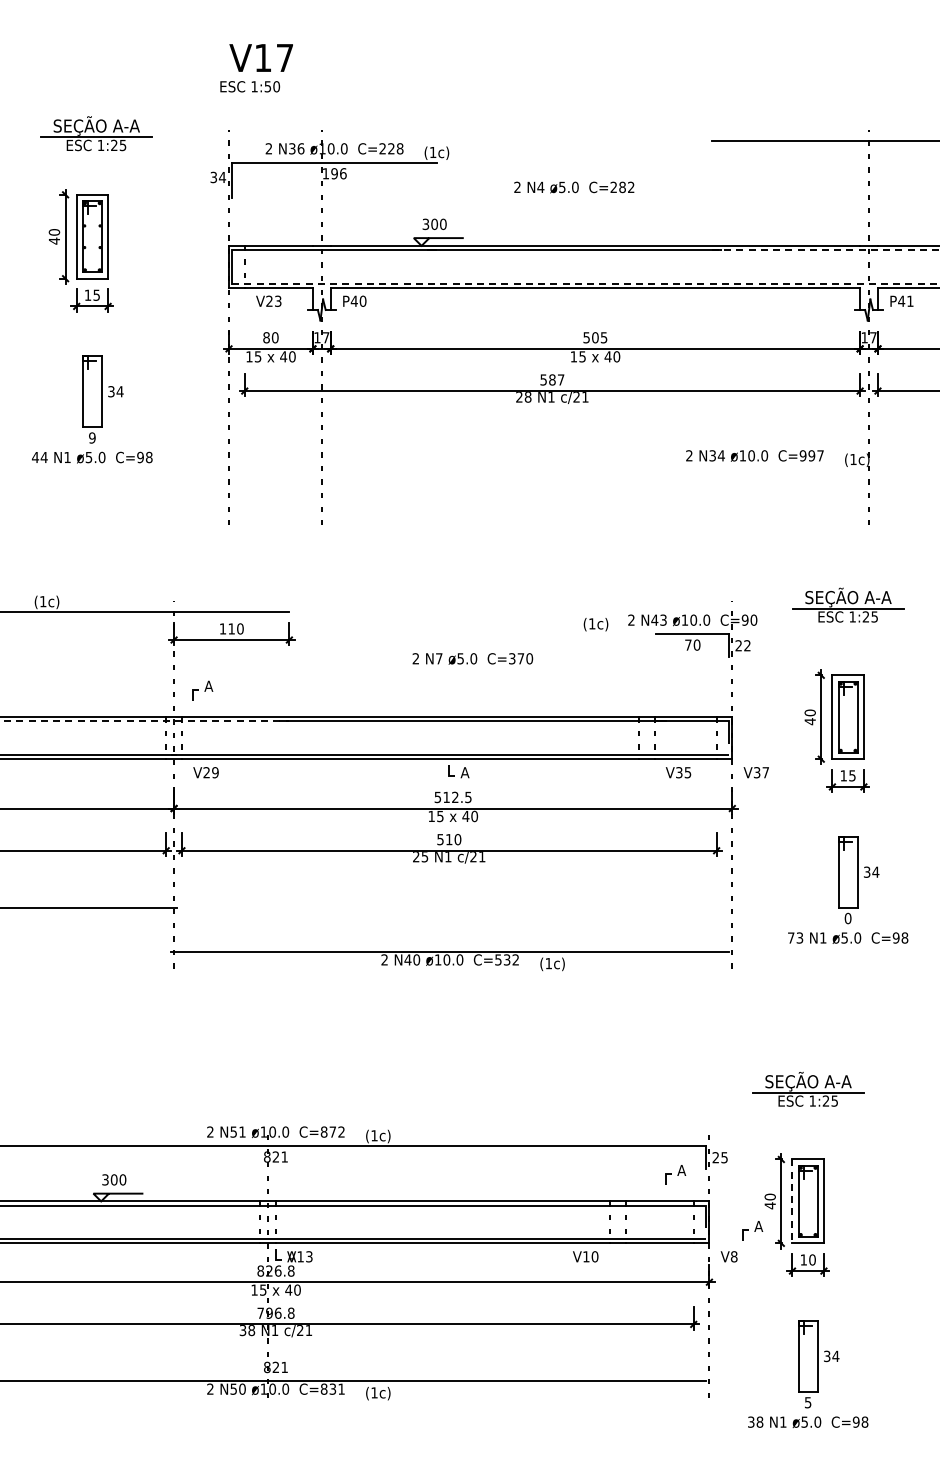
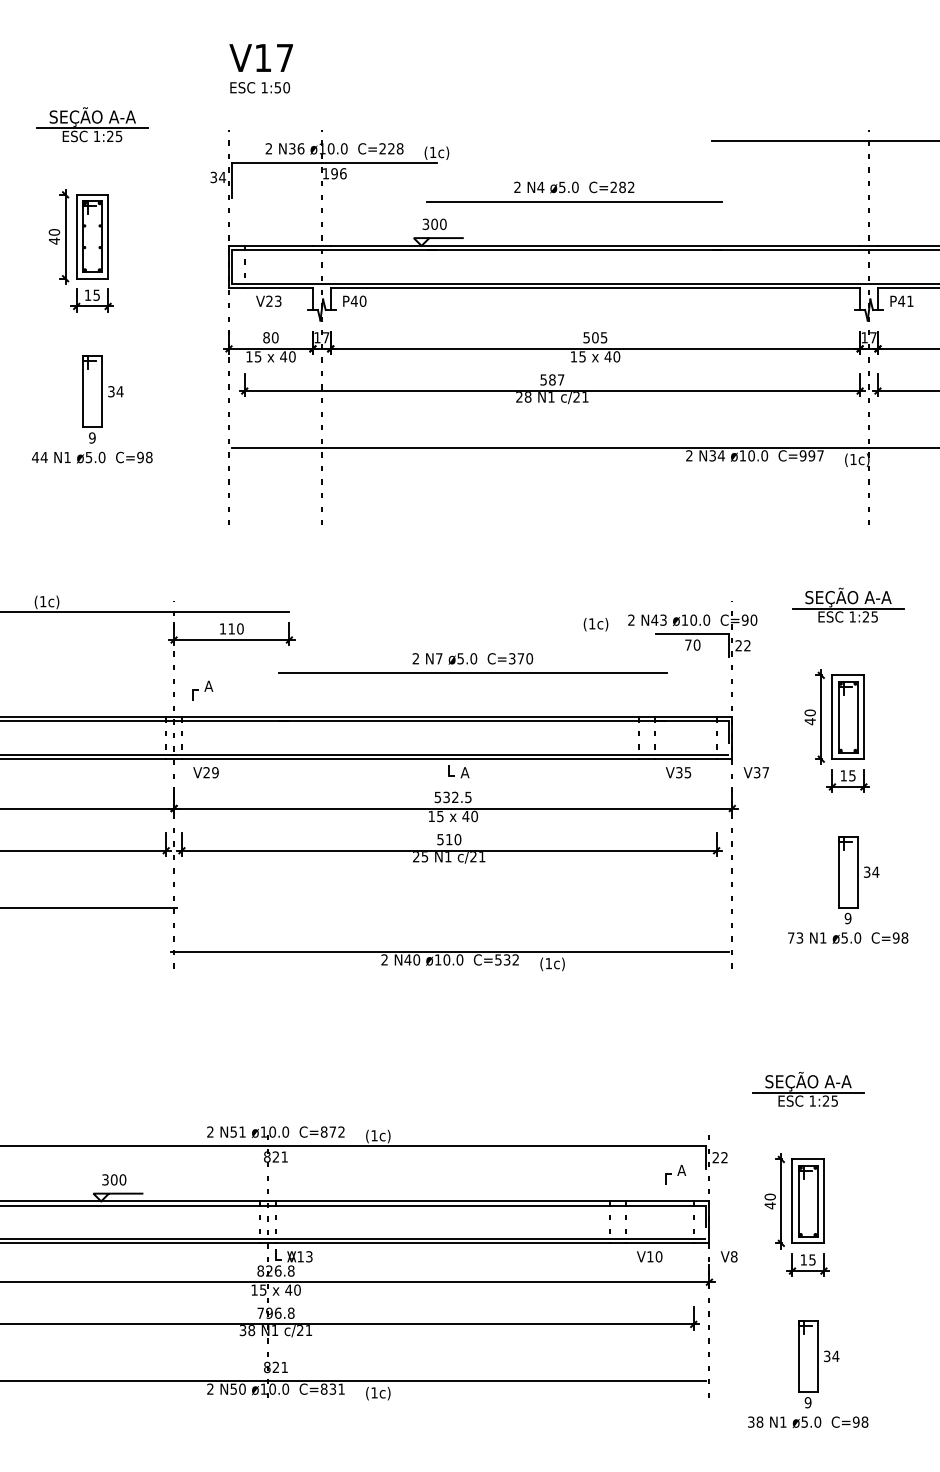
text position: (250, 86) -> (260, 87) (260, 87)
part position: (96, 133) -> (92, 124) (92, 124)
line: none -> present (574, 201)
line: dashed -> solid (825, 250)
line: dashed -> solid (586, 283)
line: none -> present (584, 447)
line: none -> present (472, 673)
line: dashed -> solid (145, 721)
text: 512.5 -> 532.5 (446, 797)
text: 0 -> 9 (847, 918)
text: 25 -> 22 (724, 1157)
line: dashed -> solid (792, 1201)
part: present -> none (752, 1230)
text position: (585, 1256) -> (649, 1256) (649, 1256)
text: 10 -> 15 (812, 1259)
text: 5 -> 9 (807, 1402)
